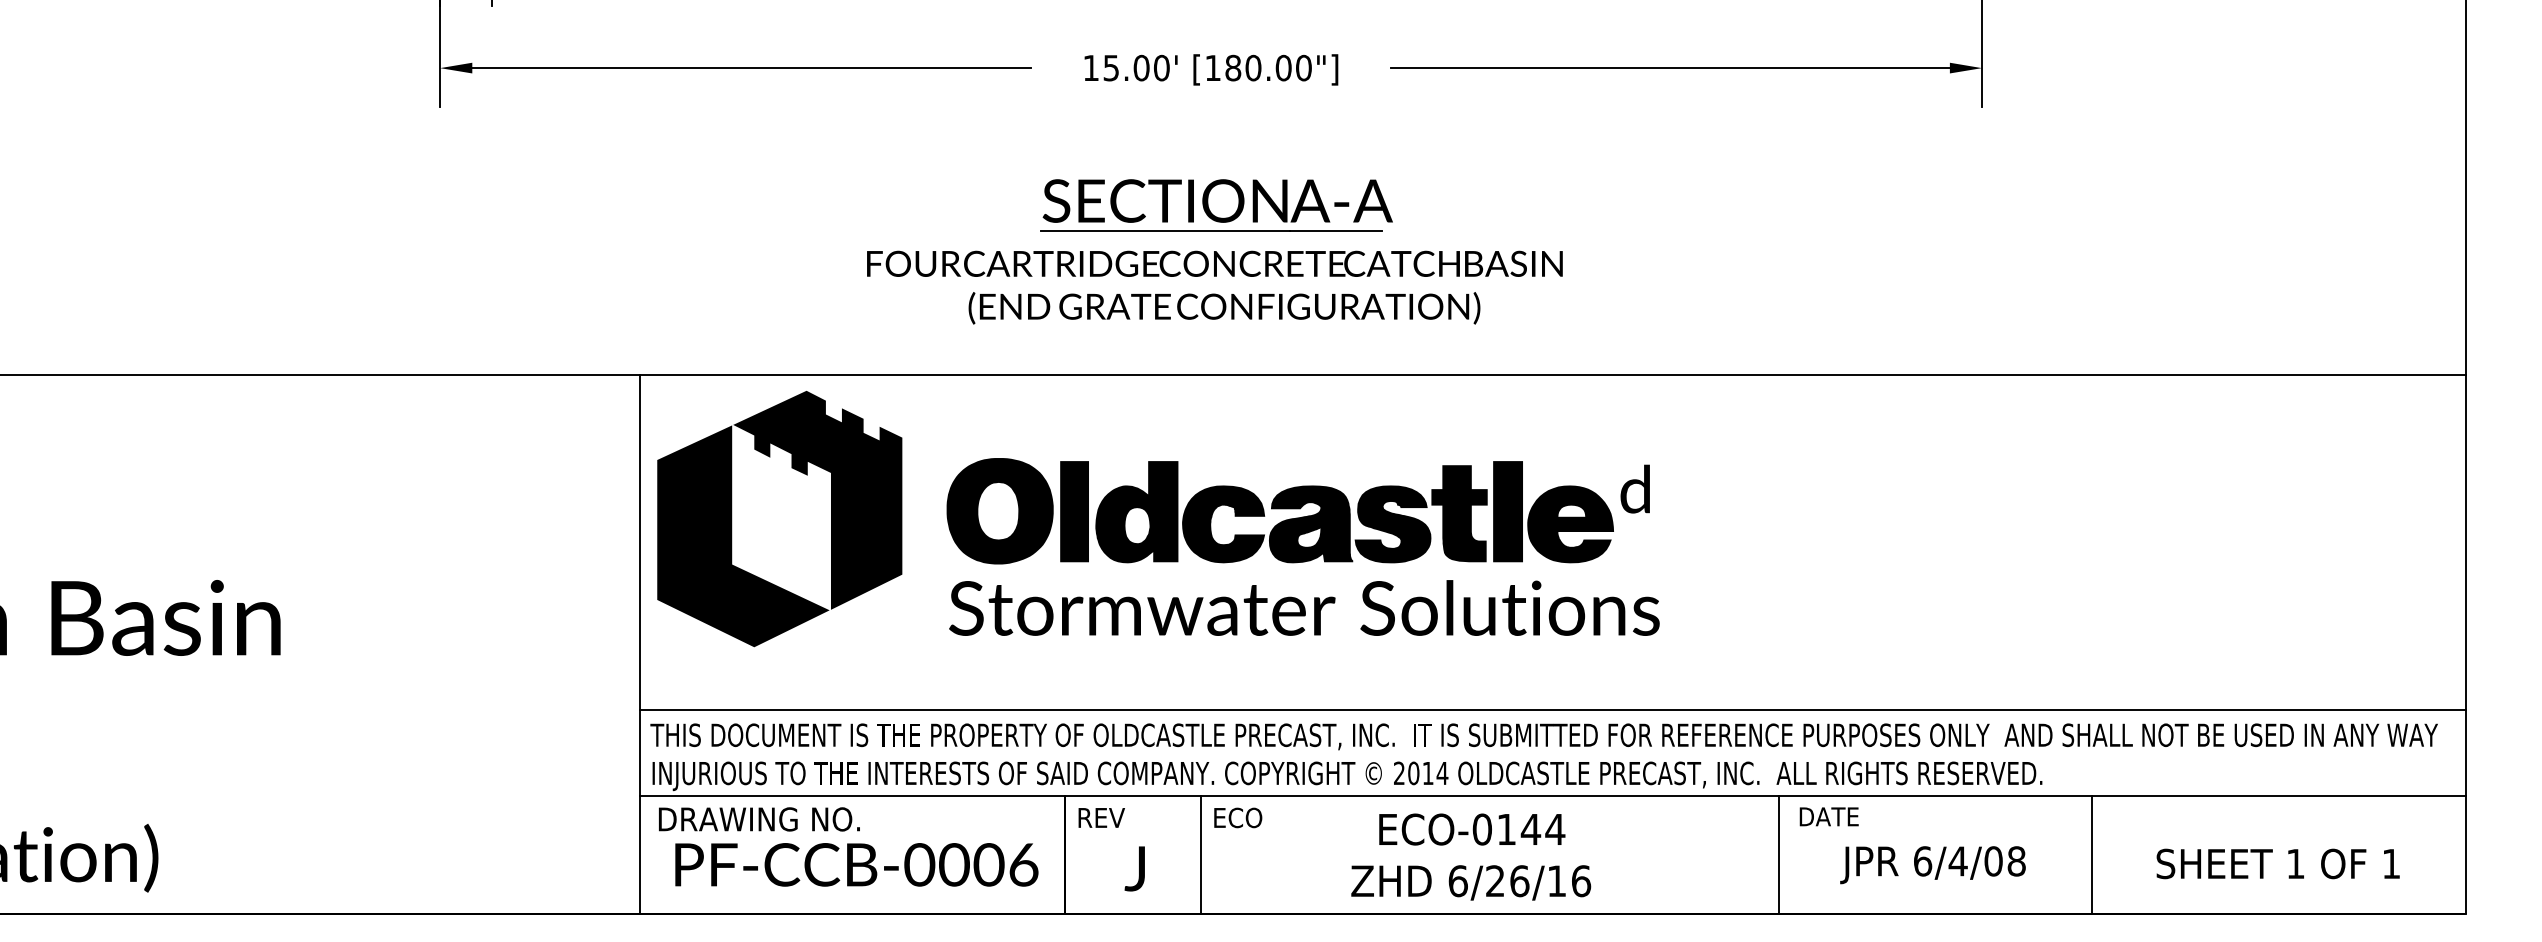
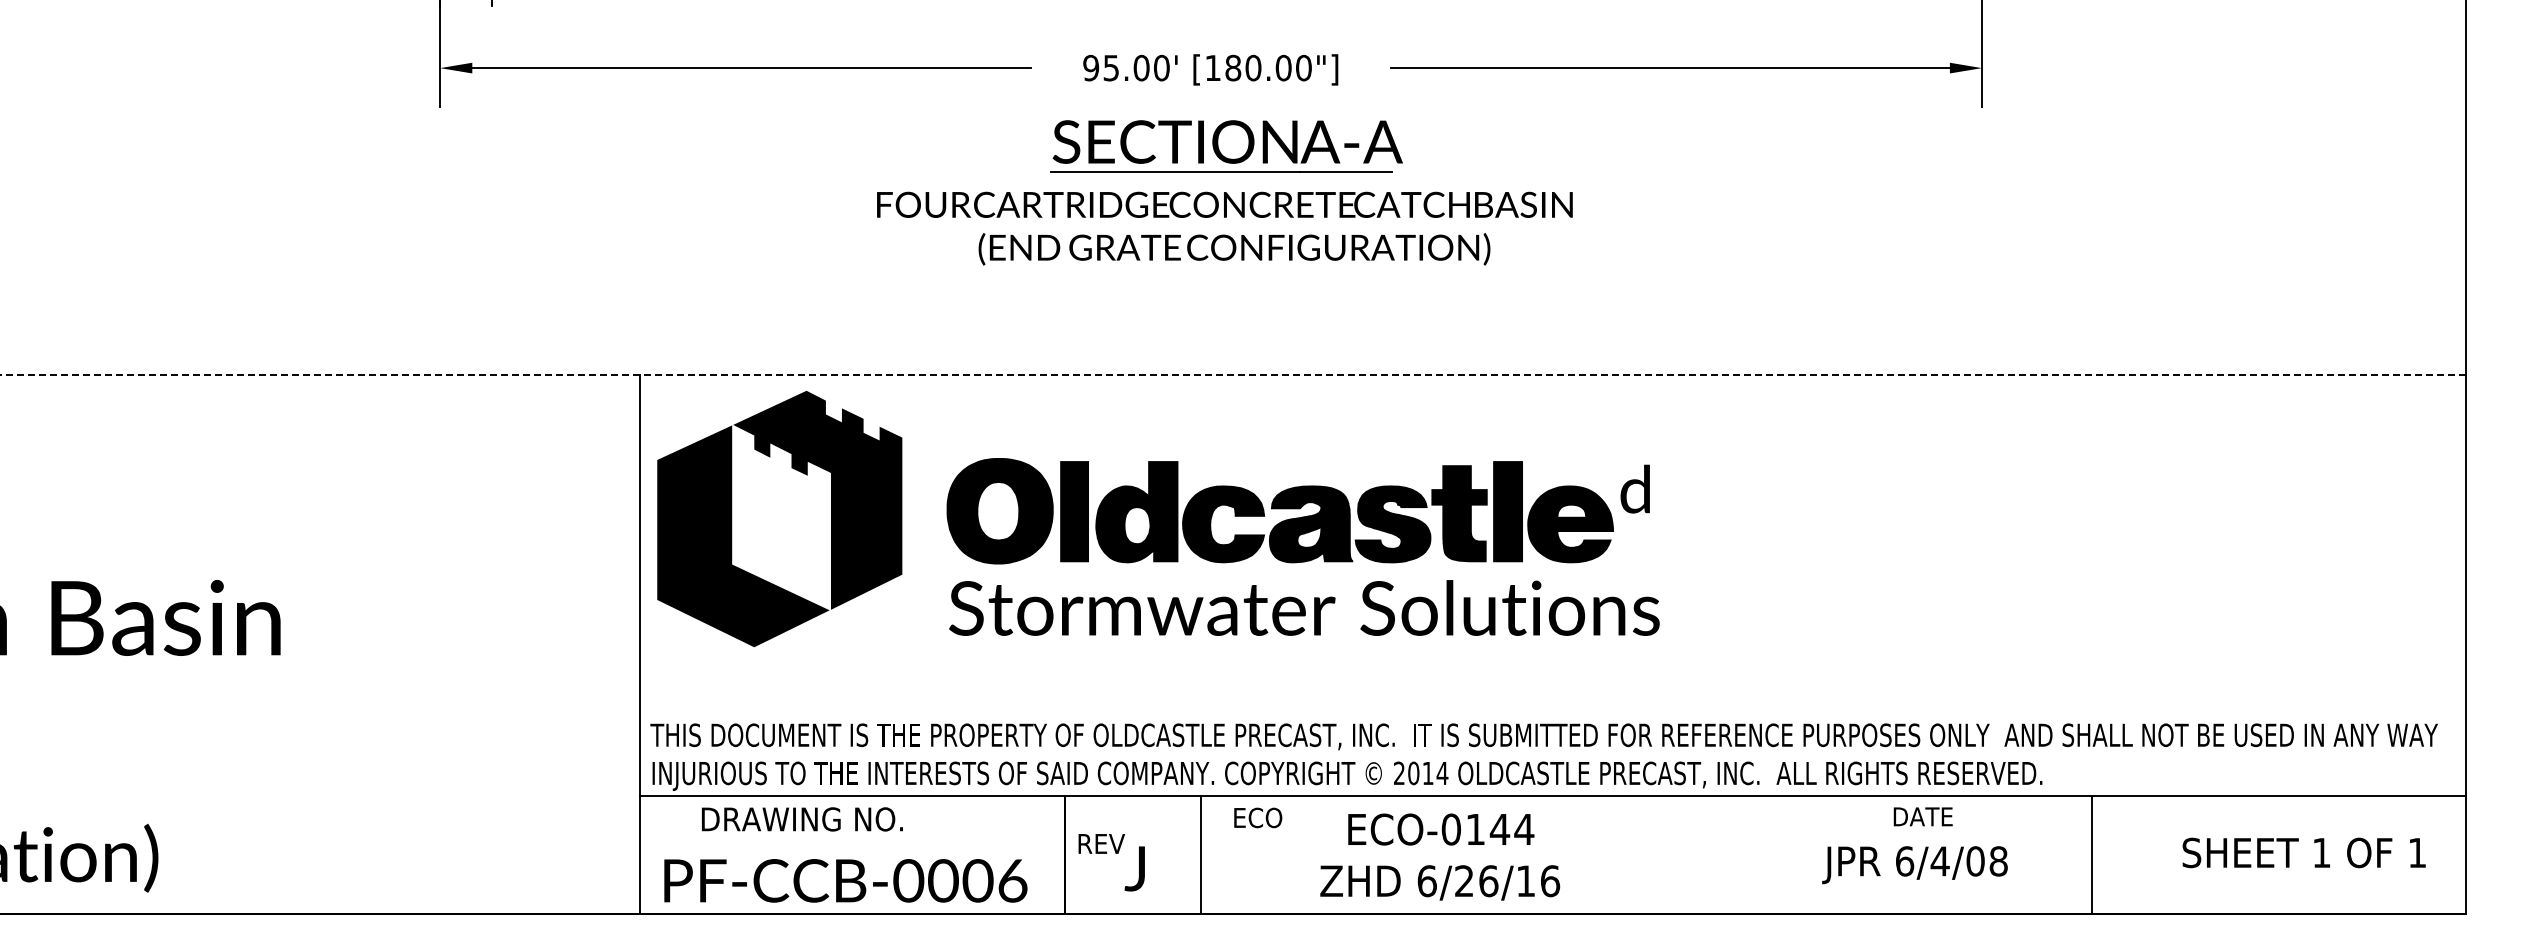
text: 15.00' -> 95.00' (1091, 67)
part position: (1214, 251) -> (1224, 192) (1224, 192)
line: solid -> dashed (1233, 375)
line: present -> none (1552, 710)
text position: (1828, 816) -> (1922, 816) (1922, 816)
text position: (1101, 817) -> (1101, 843) (1101, 843)
text position: (1238, 817) -> (1258, 817) (1258, 817)
text position: (759, 819) -> (802, 819) (802, 819)
line: present -> none (1778, 854)
text position: (1471, 856) -> (1440, 856) (1440, 856)
text position: (2277, 863) -> (2303, 852) (2303, 852)
text position: (856, 864) -> (845, 880) (845, 880)
text position: (1932, 865) -> (1914, 865) (1914, 865)
